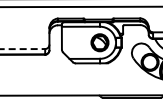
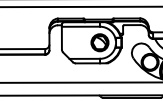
line: dashed -> solid (23, 49)
line: none -> present (80, 82)
